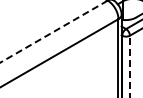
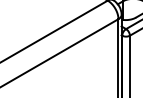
line: dashed -> solid (54, 31)
line: dashed -> solid (129, 66)
